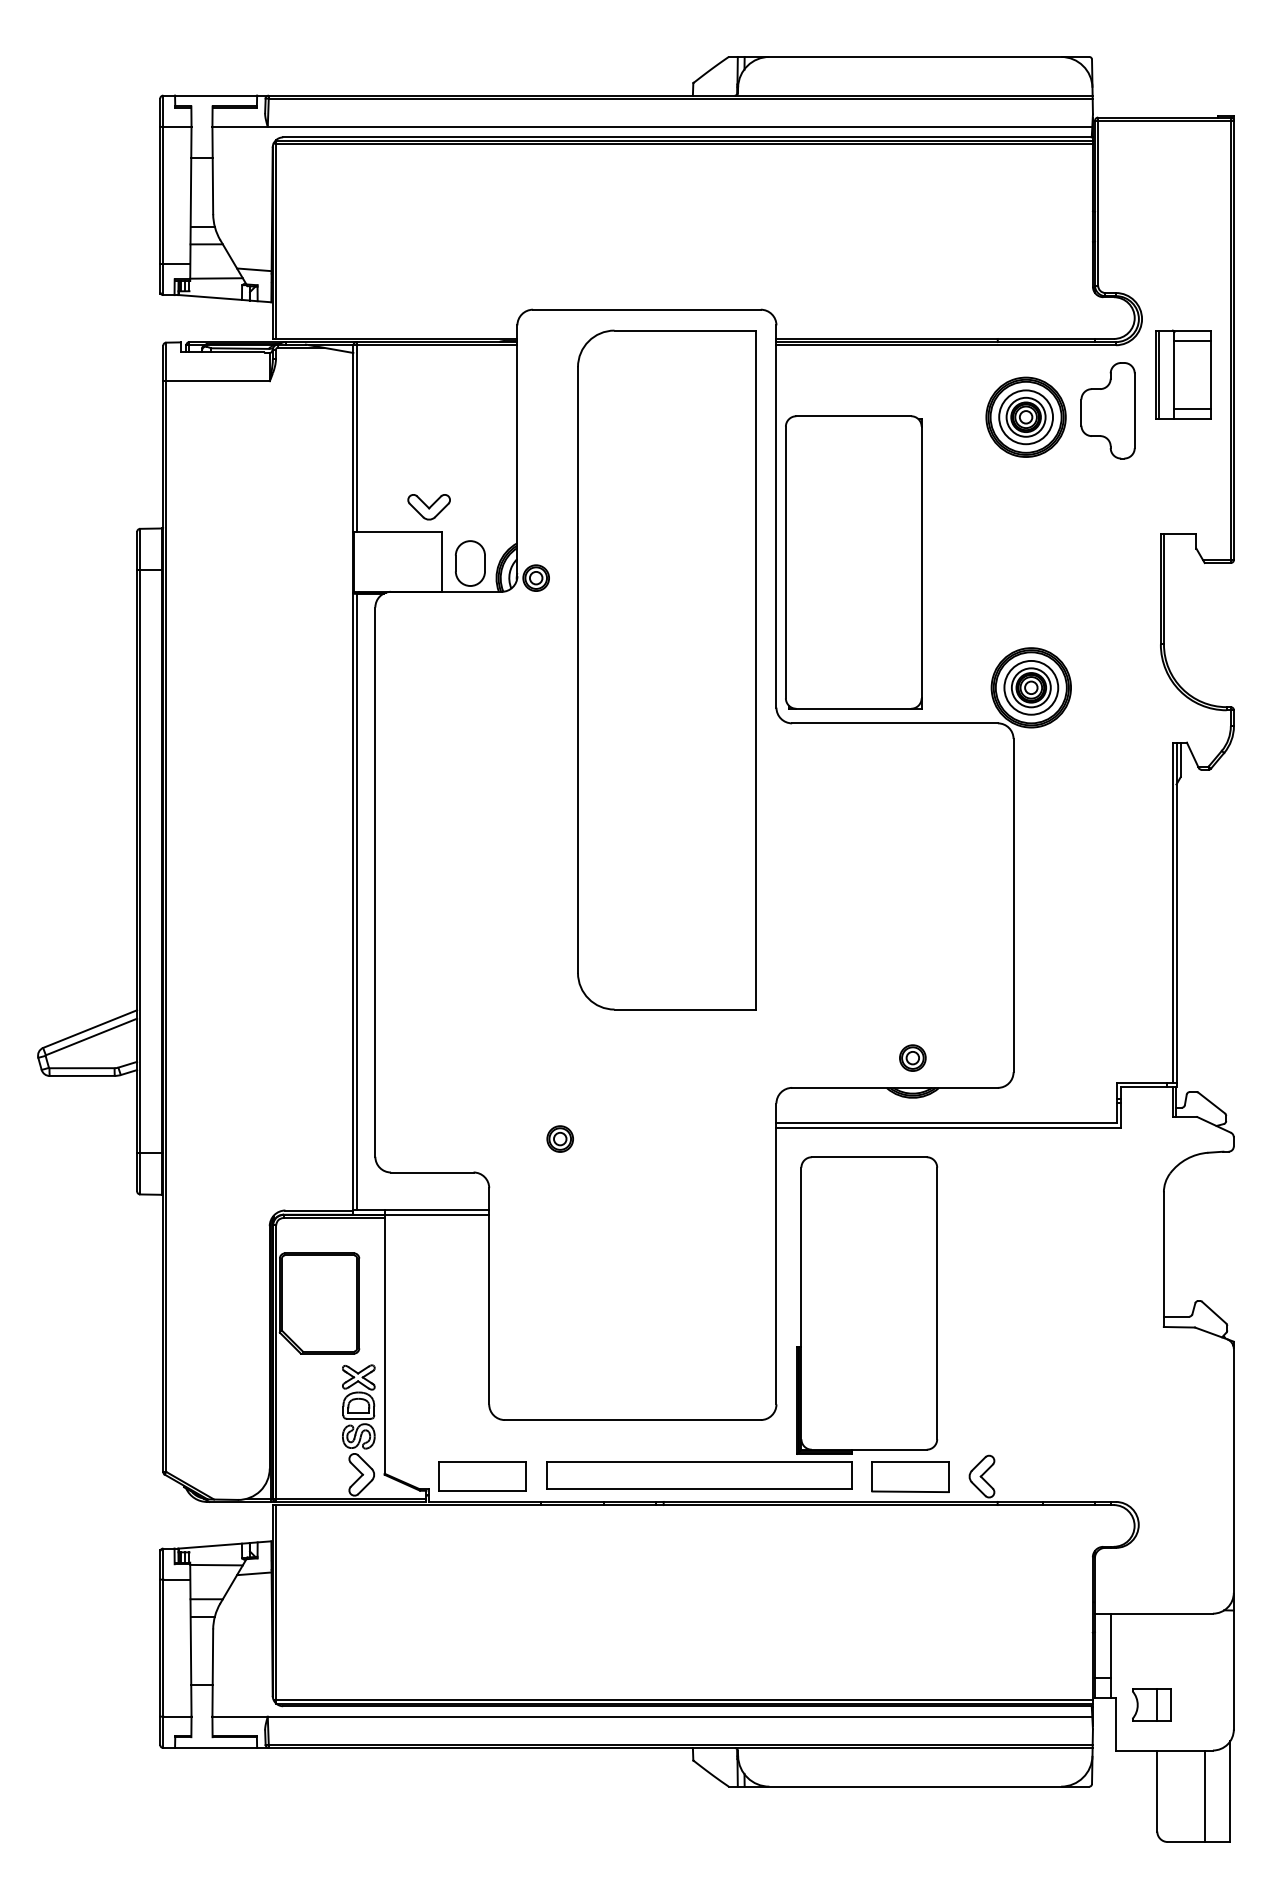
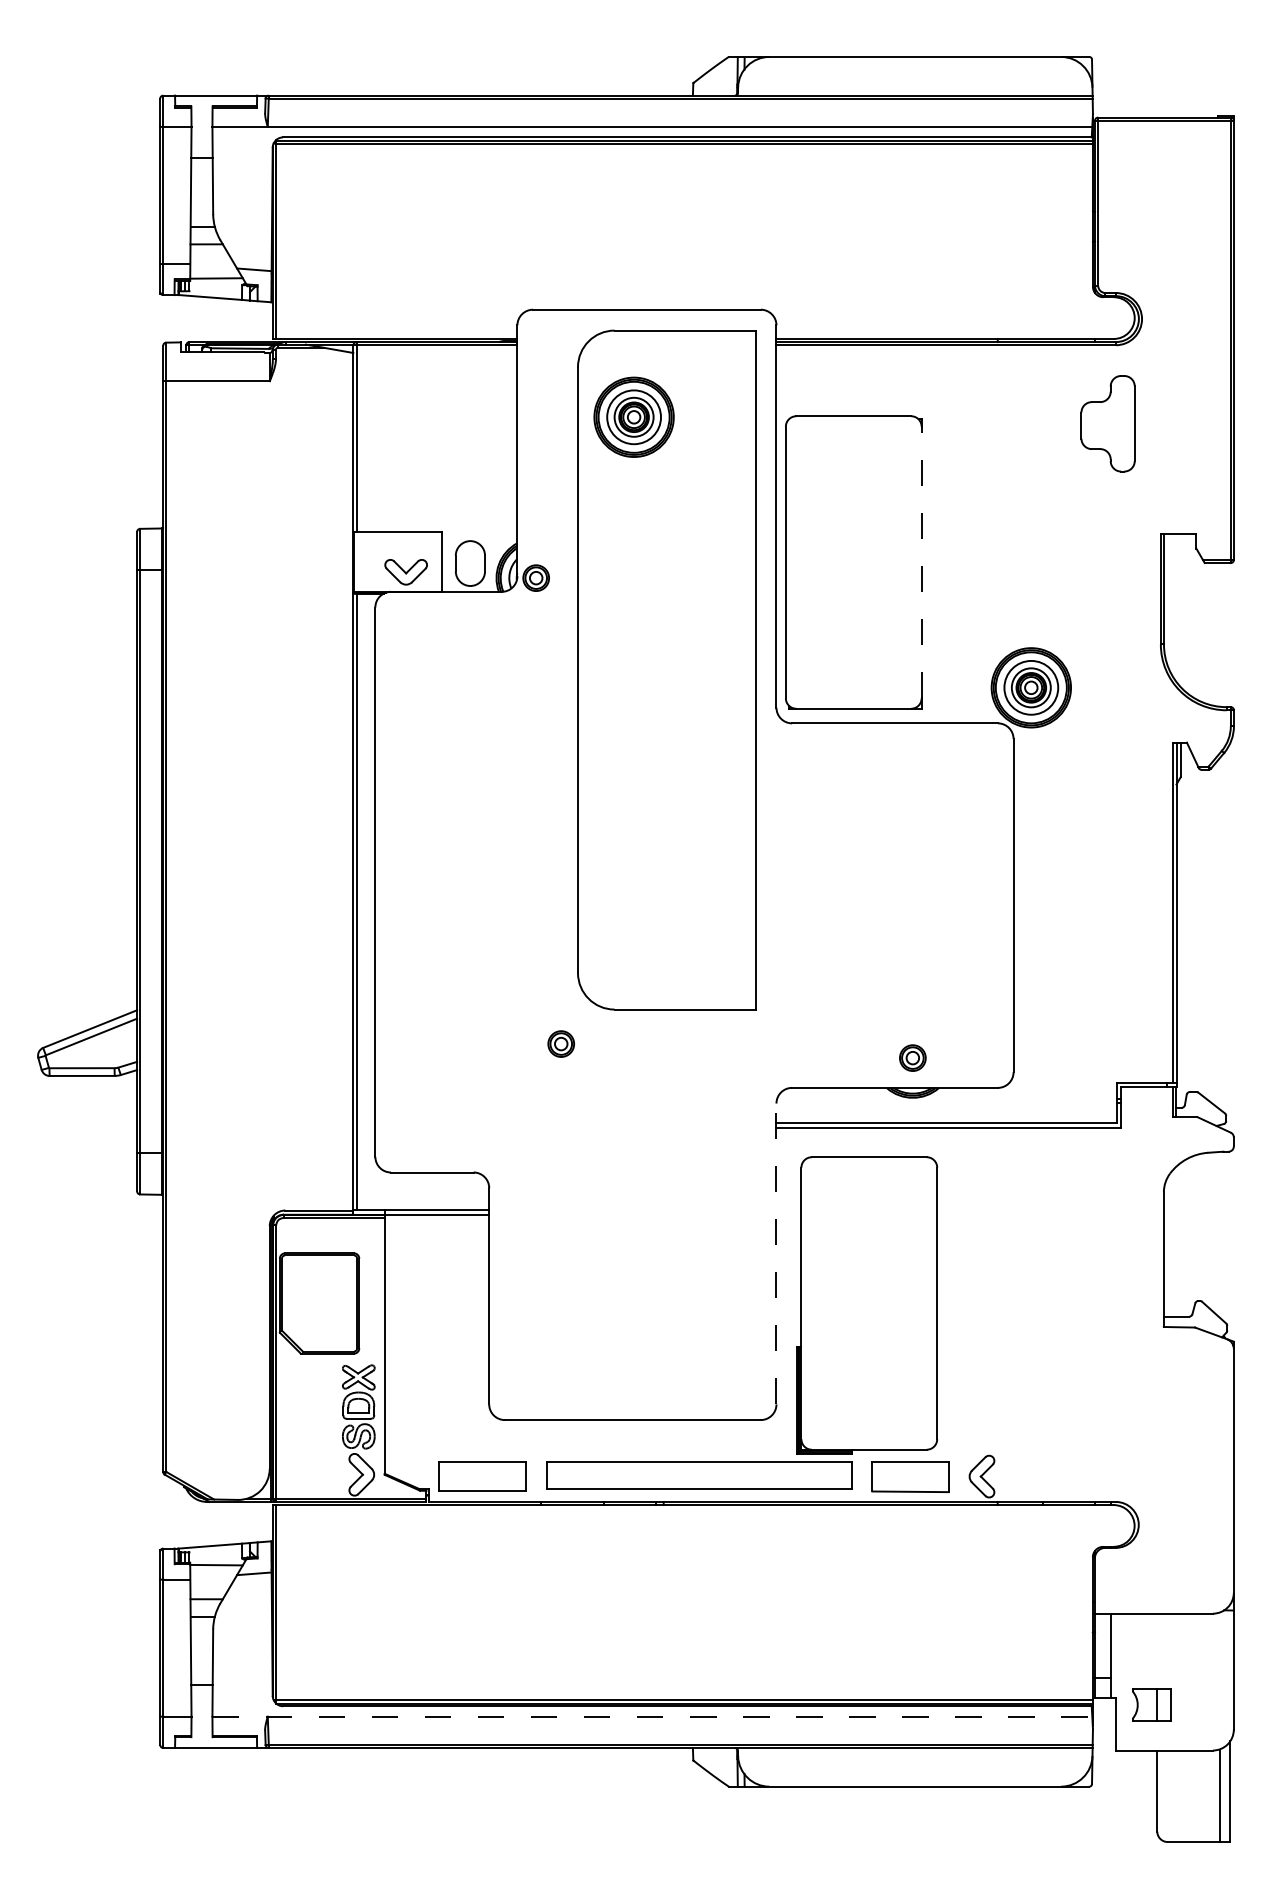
part: present -> none (1183, 374)
part position: (1107, 410) -> (1107, 423) (1107, 423)
part position: (1025, 416) -> (633, 416) (633, 416)
part position: (428, 507) -> (405, 572) (405, 572)
line: solid -> dashed (921, 562)
part position: (559, 1138) -> (560, 1043) (560, 1043)
line: solid -> dashed (776, 1253)
line: solid -> dashed (652, 1716)
line position: (1205, 1796) -> (1220, 1796) (1220, 1796)
